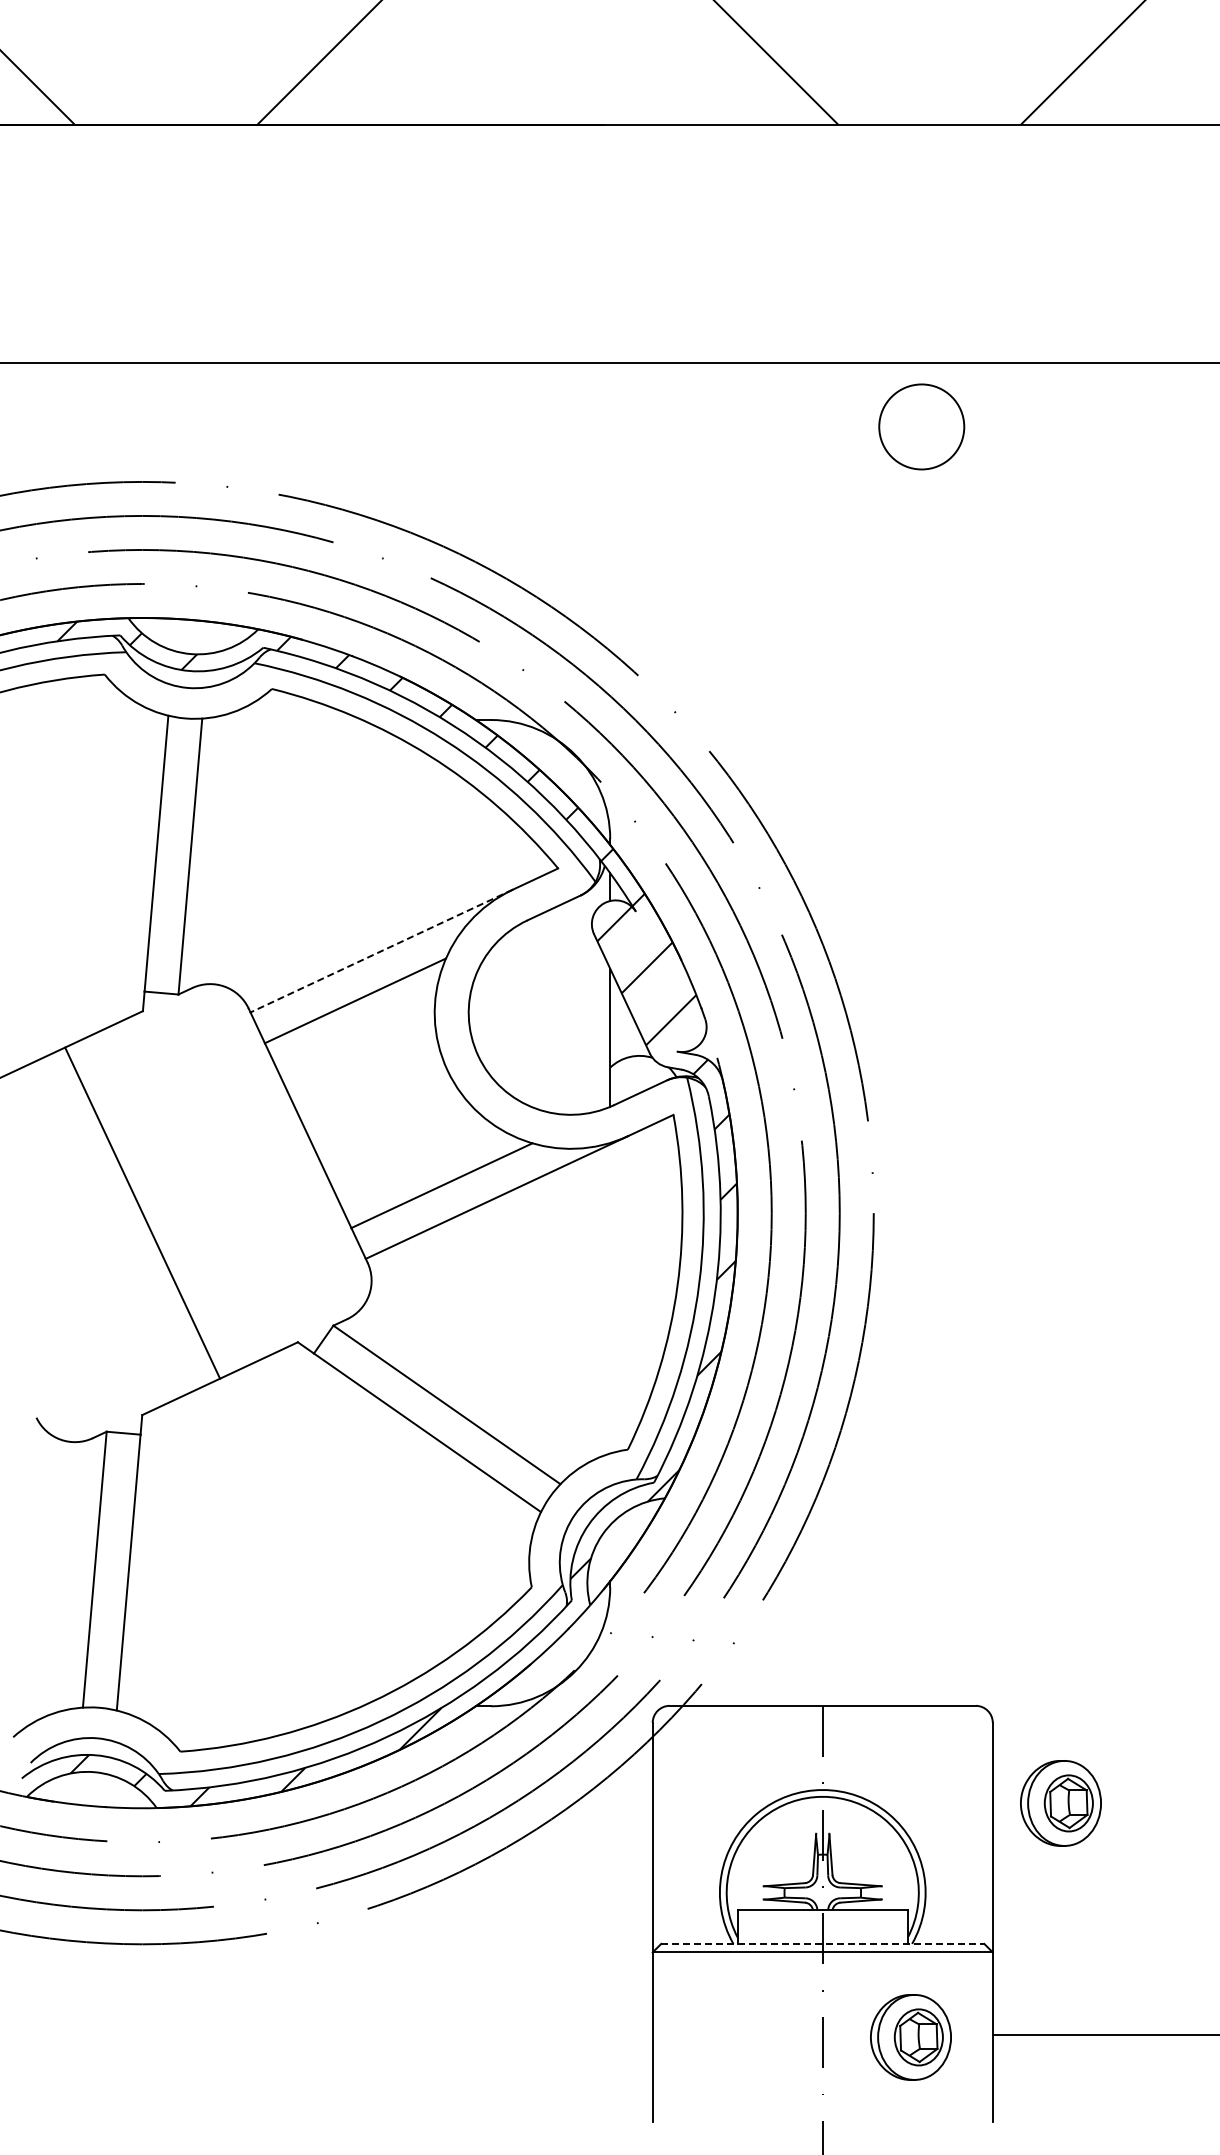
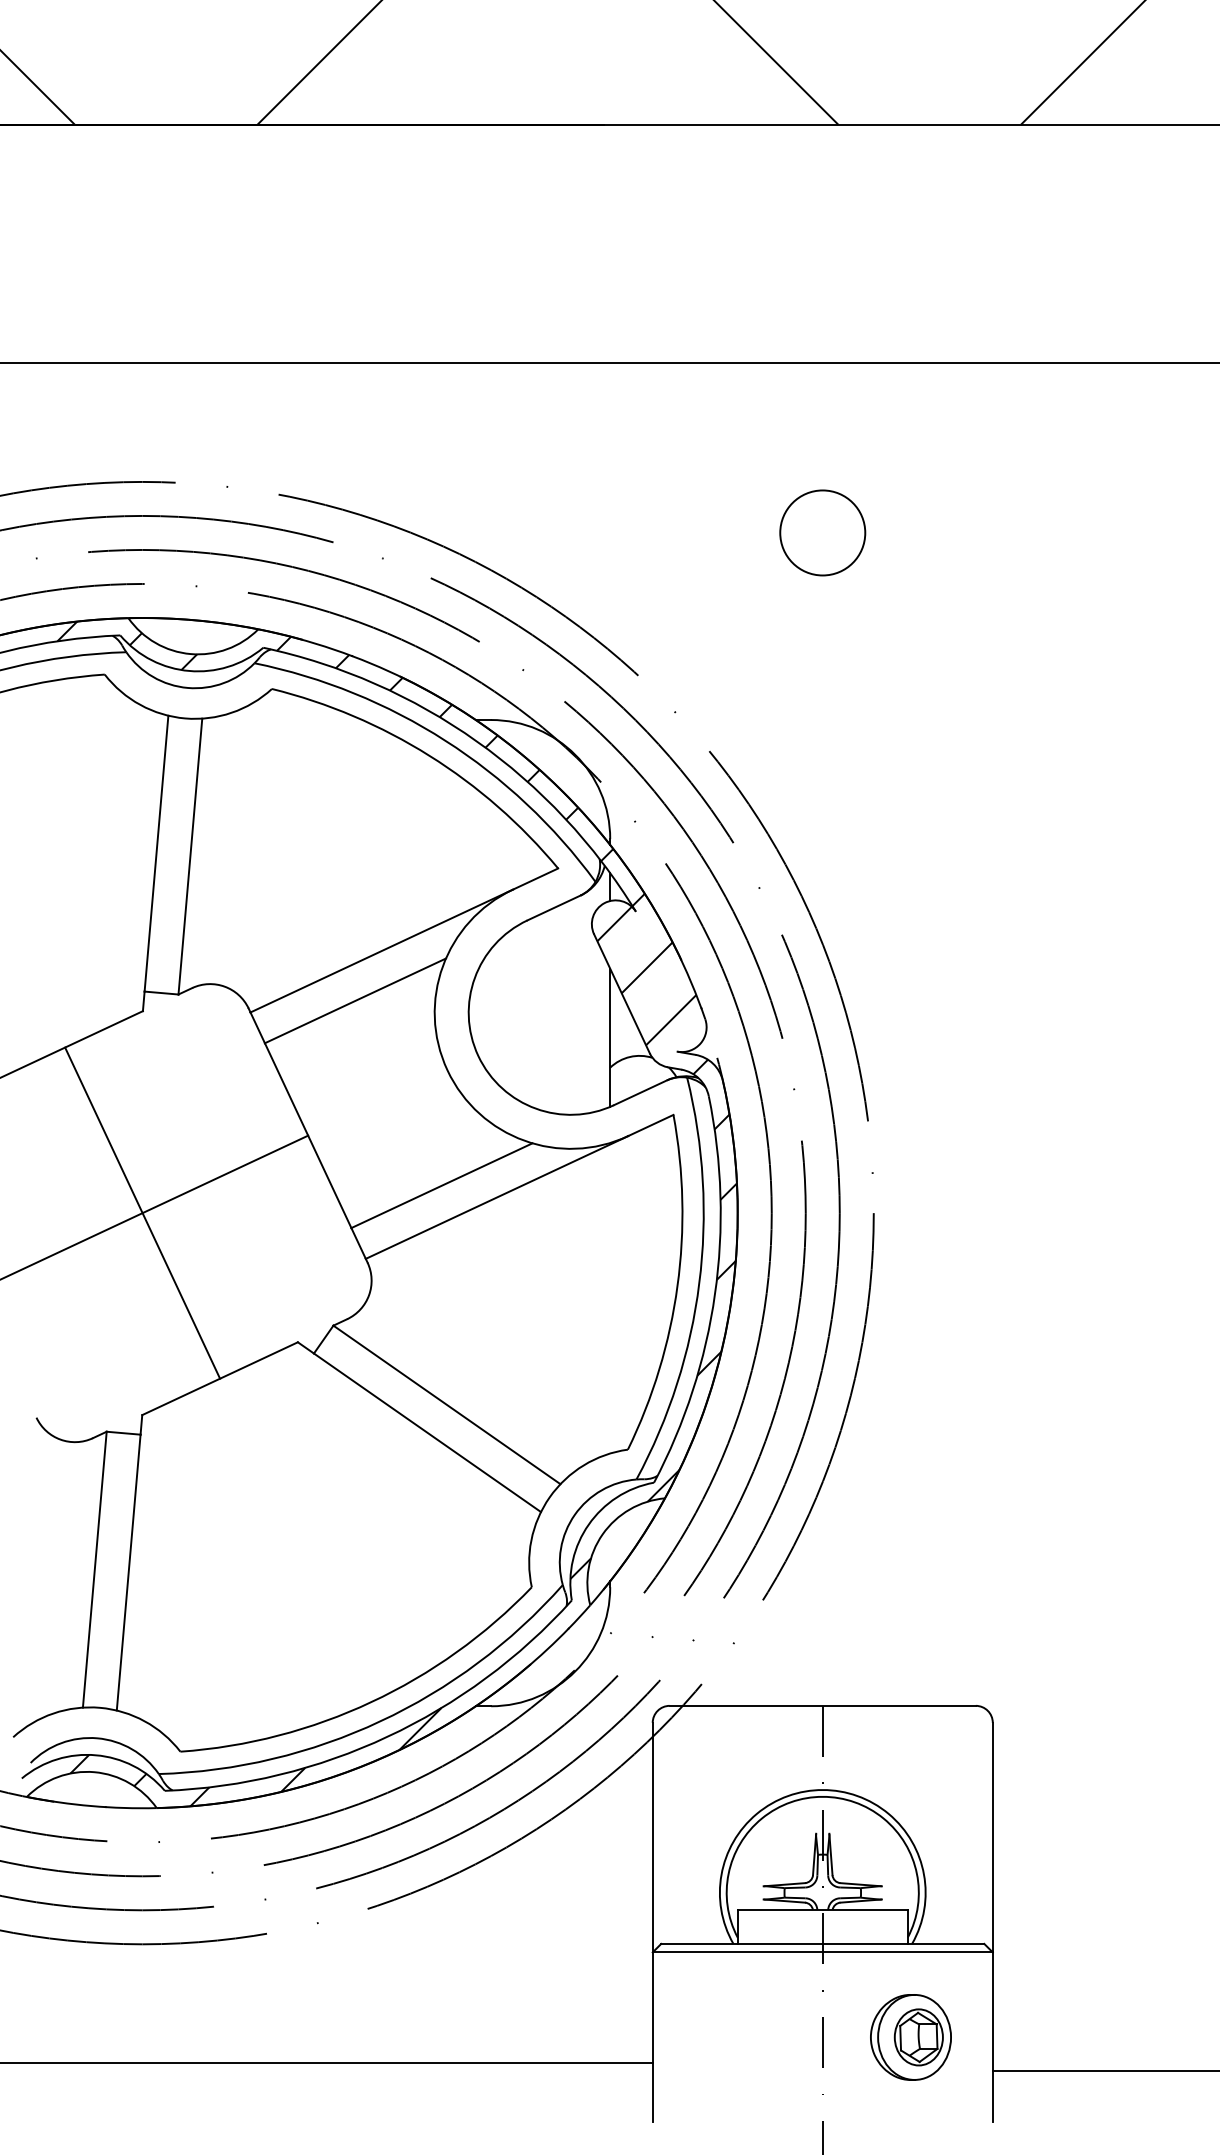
circle position: (921, 426) -> (822, 532) (822, 532)
line: dashed -> solid (381, 951)
line: none -> present (155, 1206)
part: present -> none (1060, 1803)
line: dashed -> solid (822, 1943)
line position: (1104, 2034) -> (1104, 2070) (1104, 2070)
line: none -> present (327, 2063)
